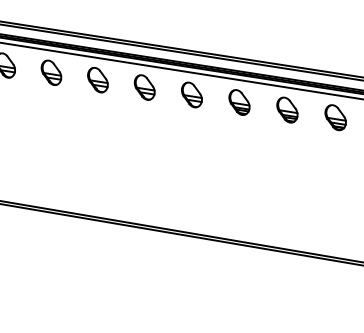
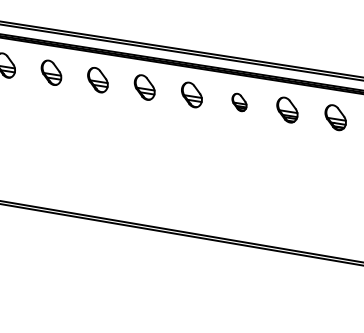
line: present -> none (181, 70)
part size: 23x27 px -> 17x21 px (239, 102)
